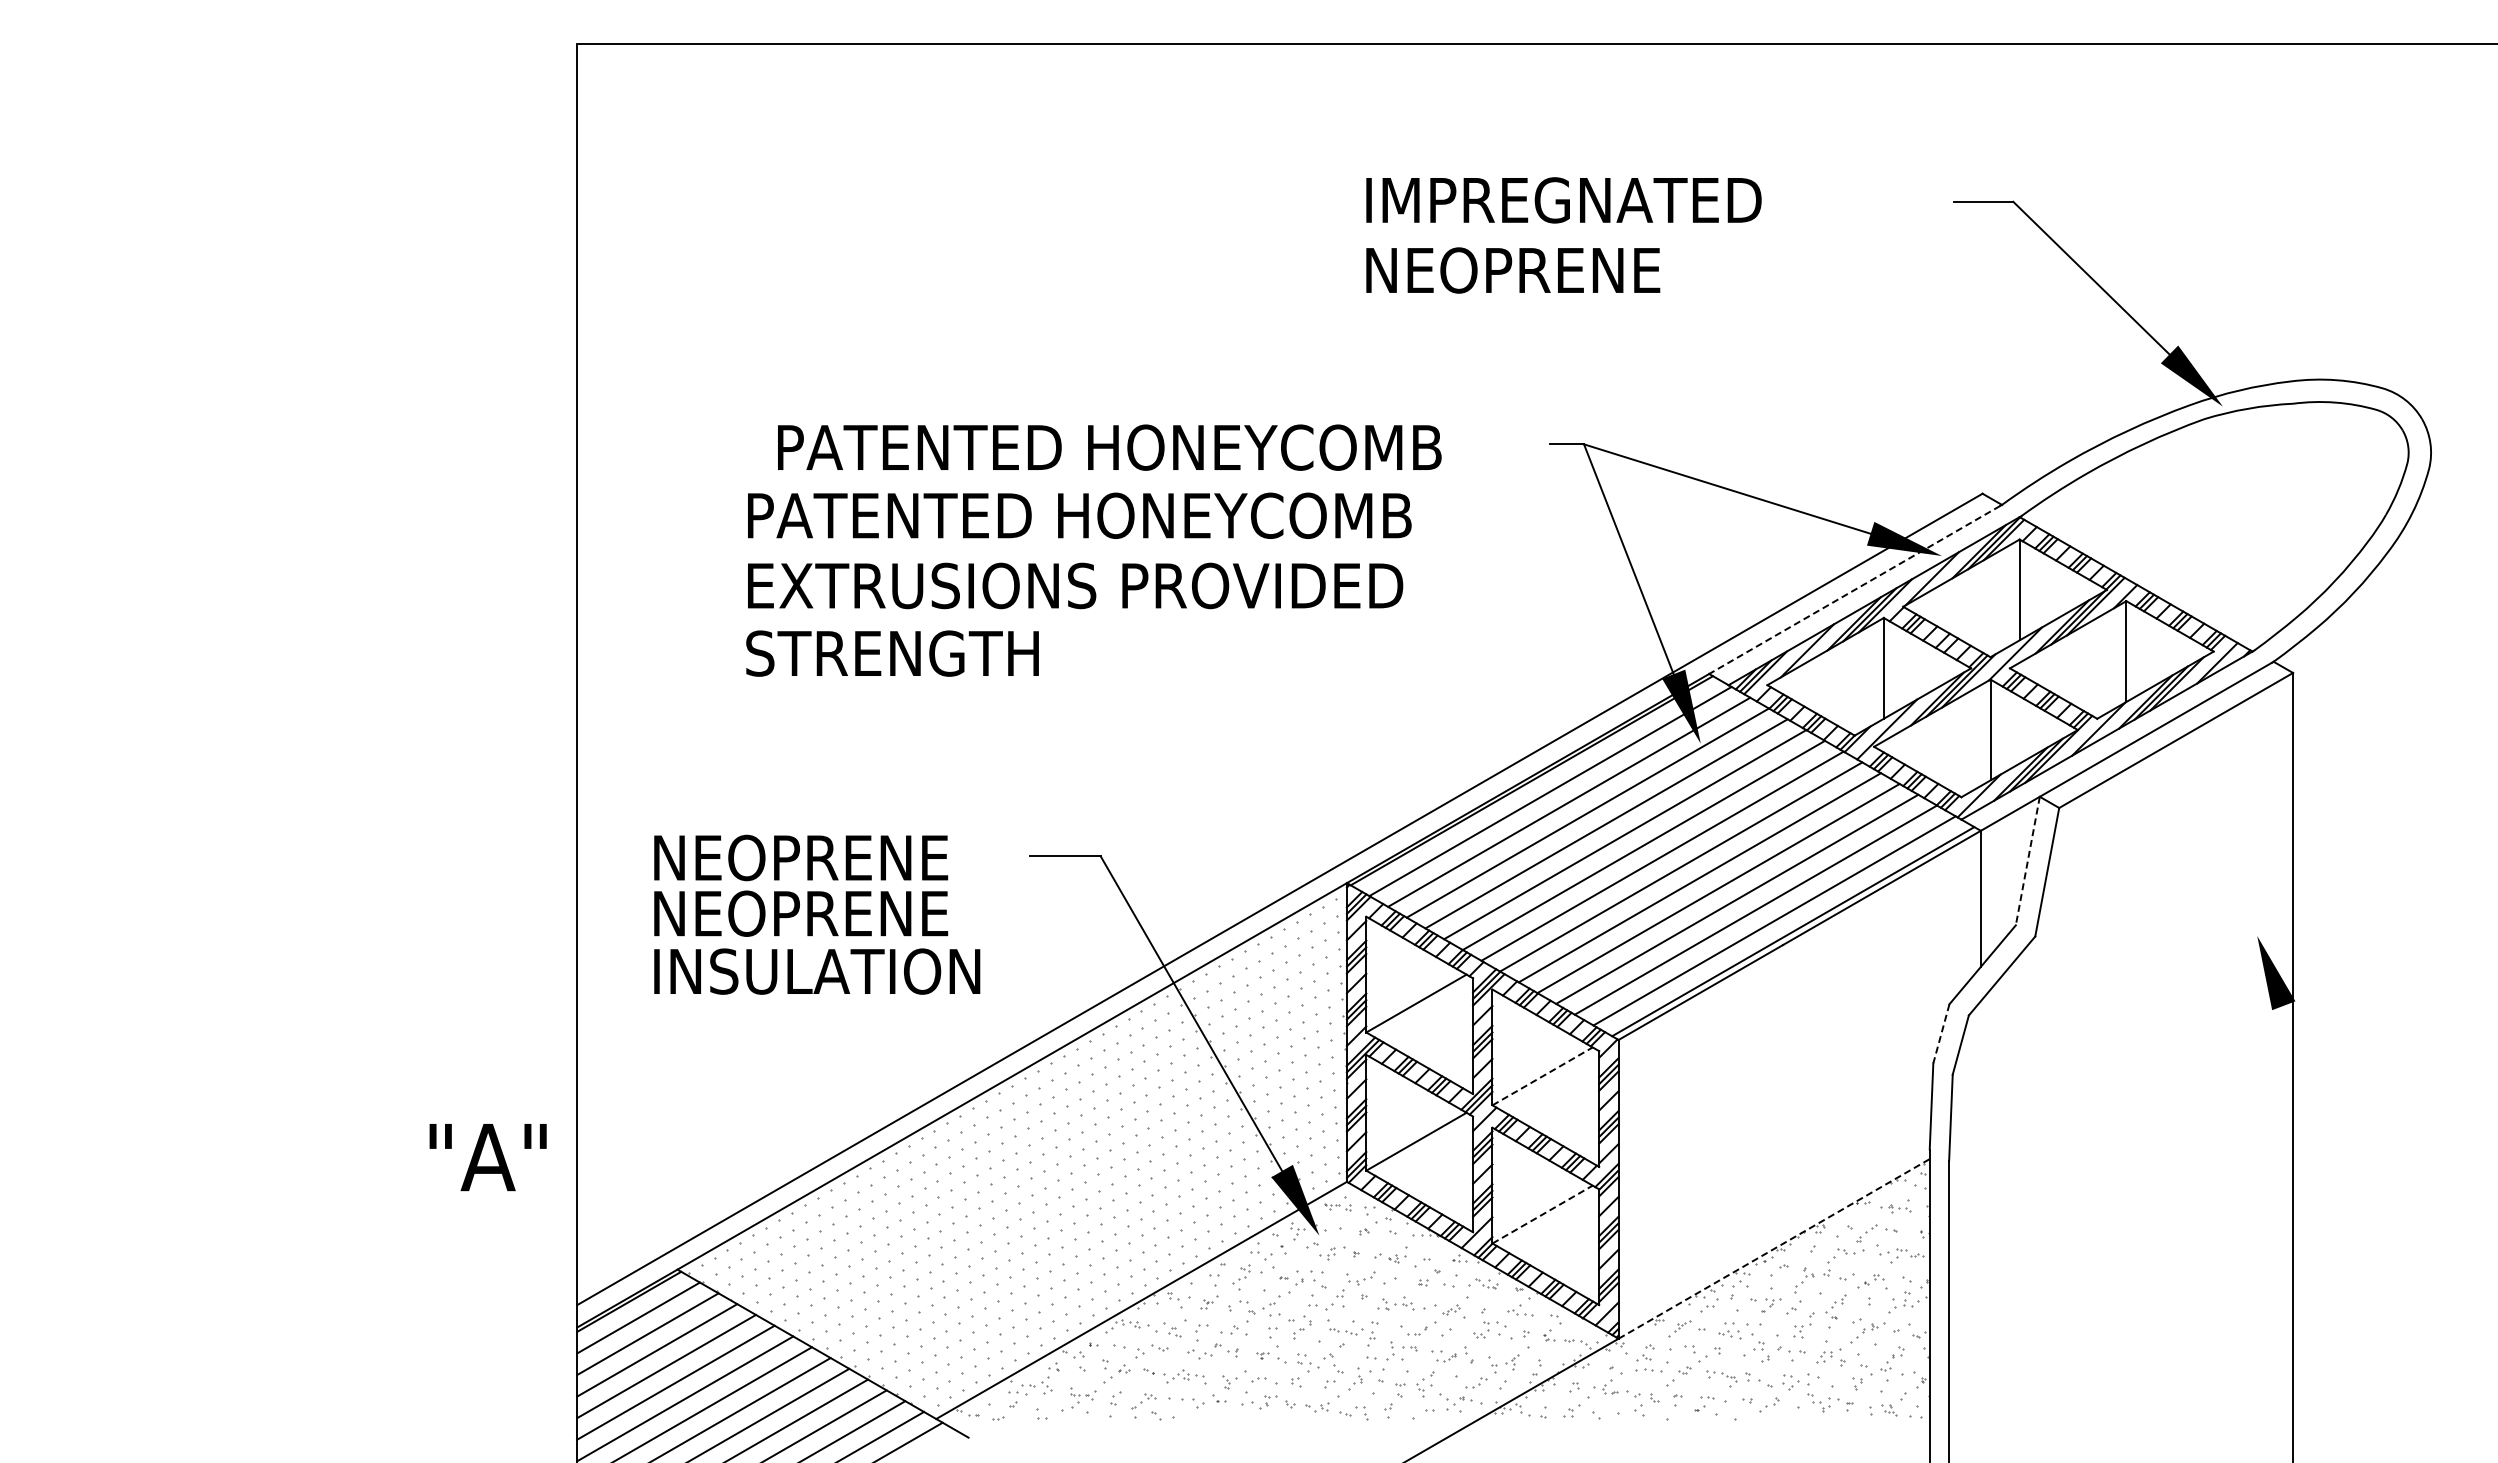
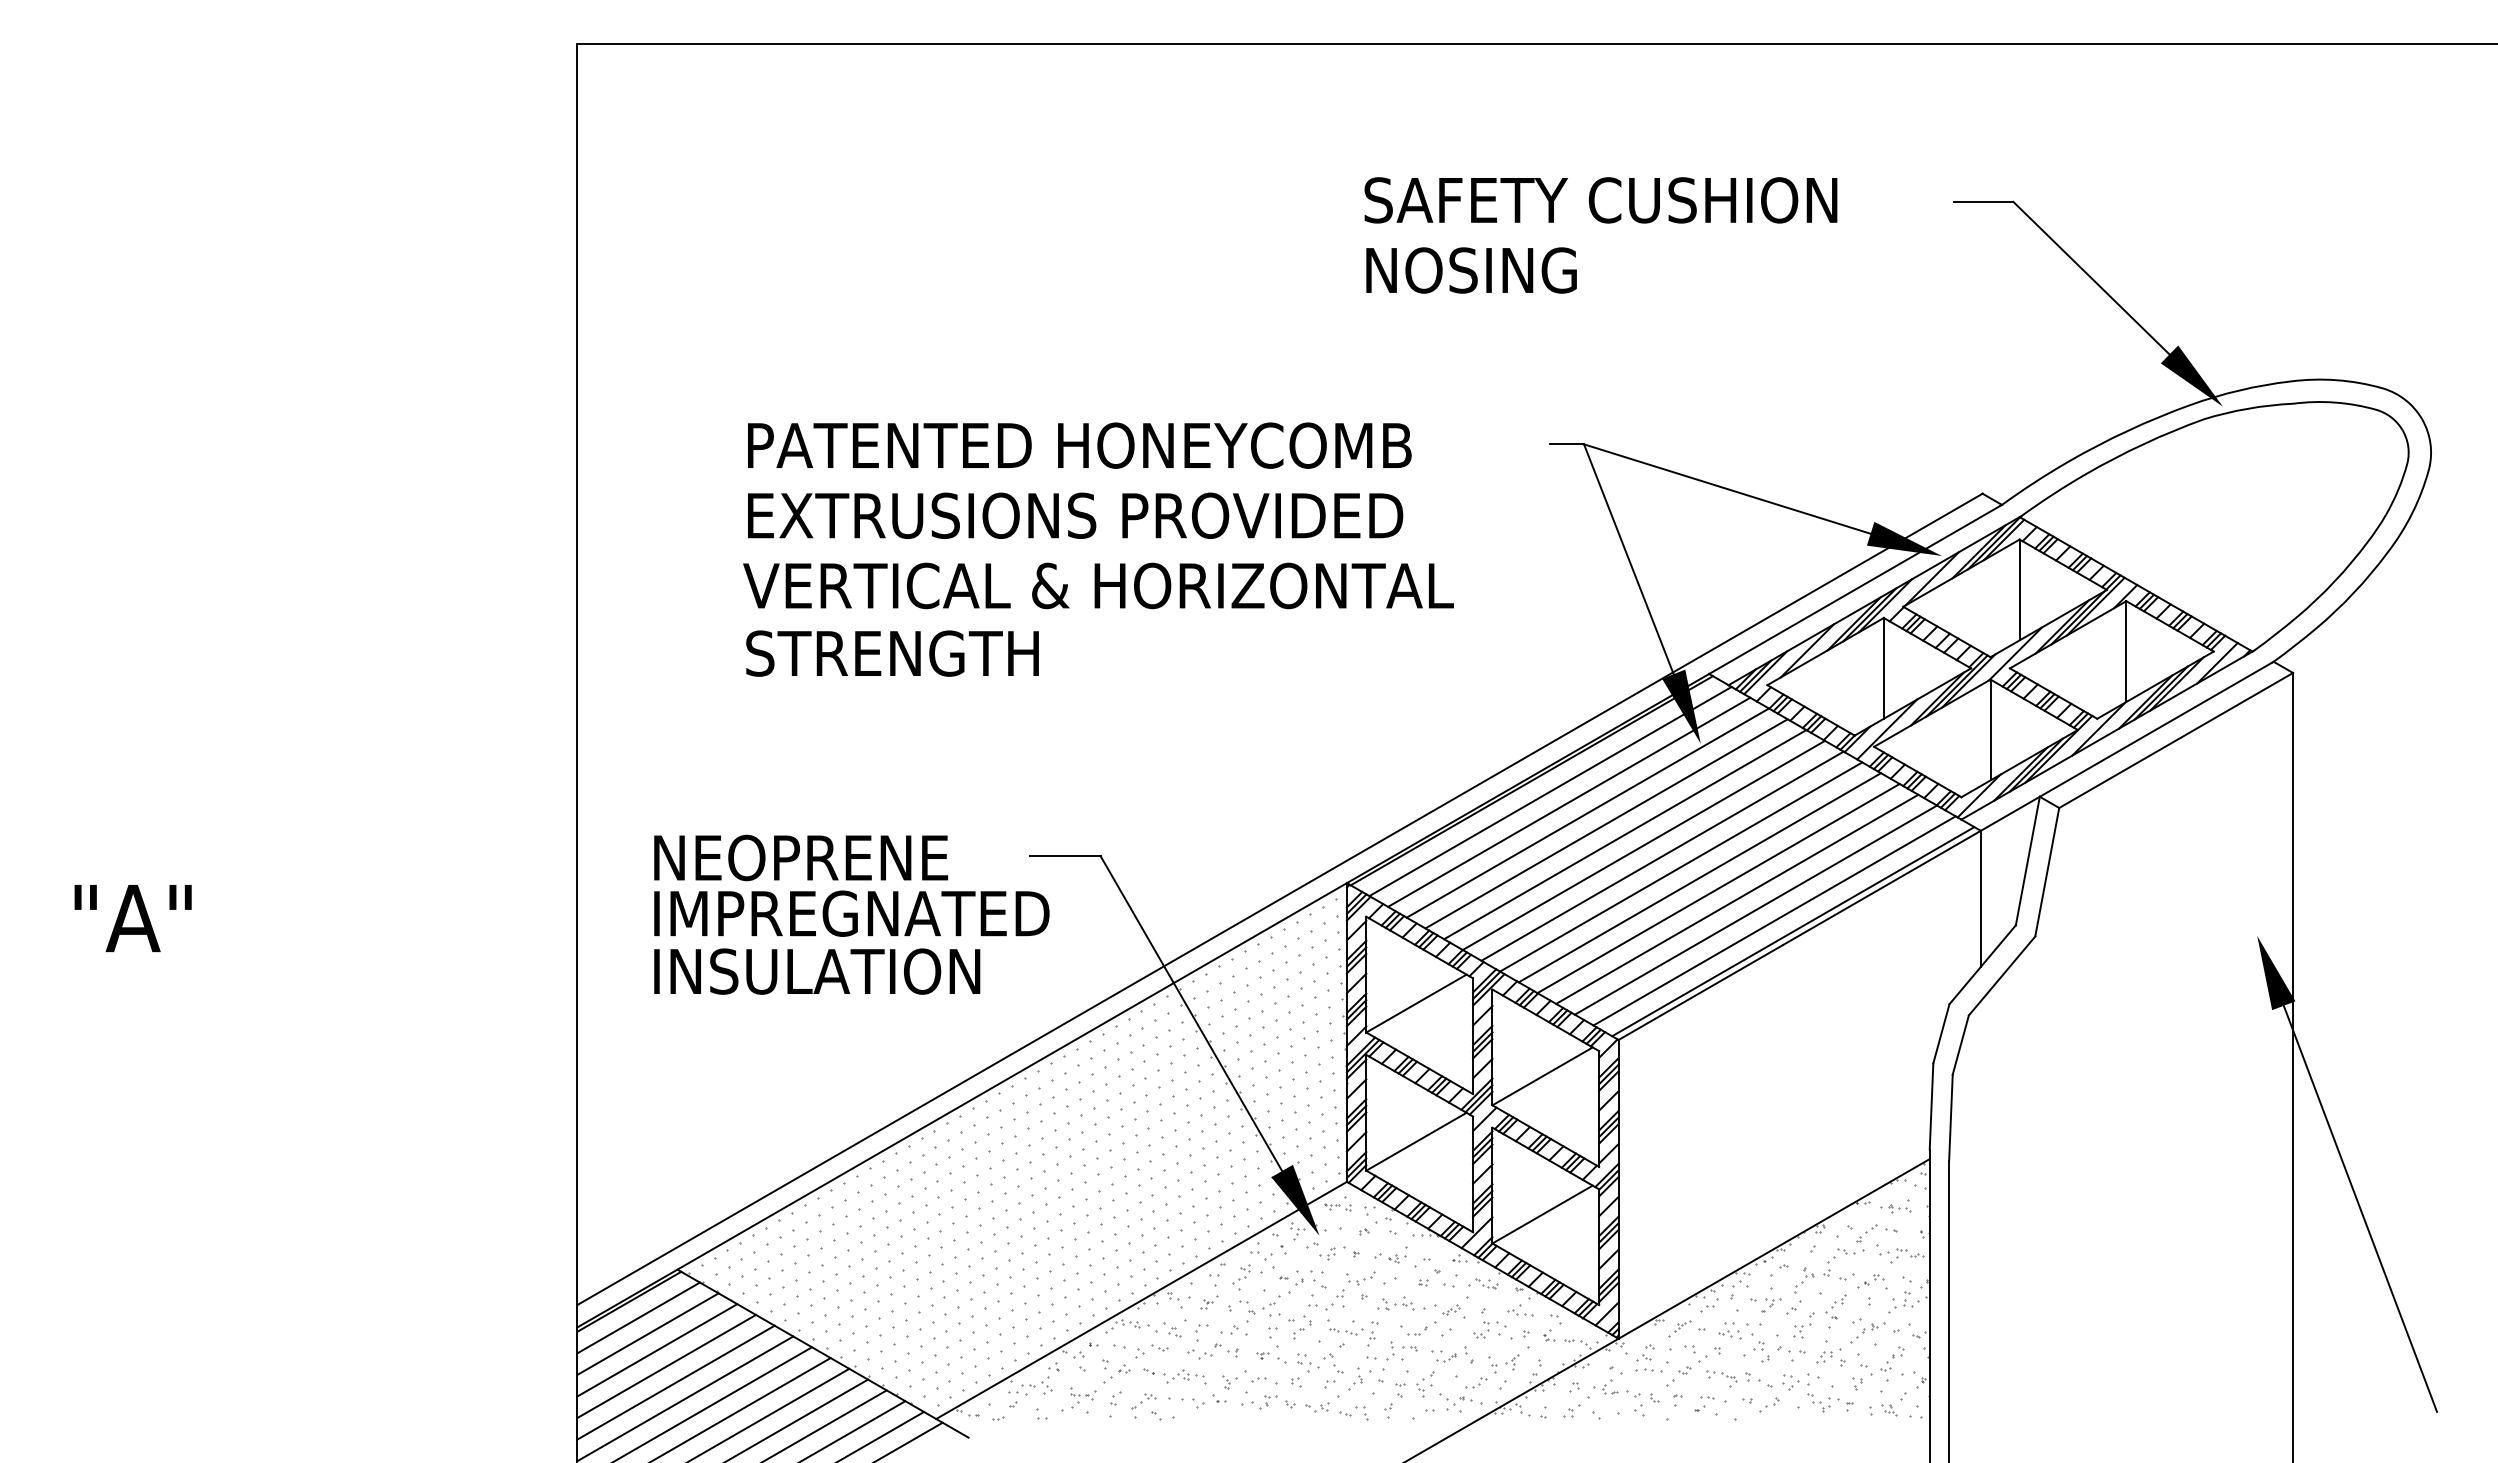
text: IMPREGNATED -> SAFETY CUSHION (1600, 200)
text: NEOPRENE -> NOSING (1532, 270)
text position: (1109, 447) -> (1079, 445) (1079, 445)
text: PATENTED HONEYCOMB -> EXTRUSIONS PROVIDED (1082, 515)
text: EXTRUSIONS PROVIDED -> VERTICAL & HORIZONTAL (1098, 585)
line: dashed -> solid (1854, 590)
line: dashed -> solid (2027, 861)
text: NEOPRENE -> IMPREGNATED (854, 913)
line: dashed -> solid (1941, 1033)
line: dashed -> solid (1542, 1076)
text position: (487, 1157) -> (132, 918) (132, 918)
line: none -> present (2360, 1208)
line: dashed -> solid (1542, 1214)
line: dashed -> solid (1774, 1248)
